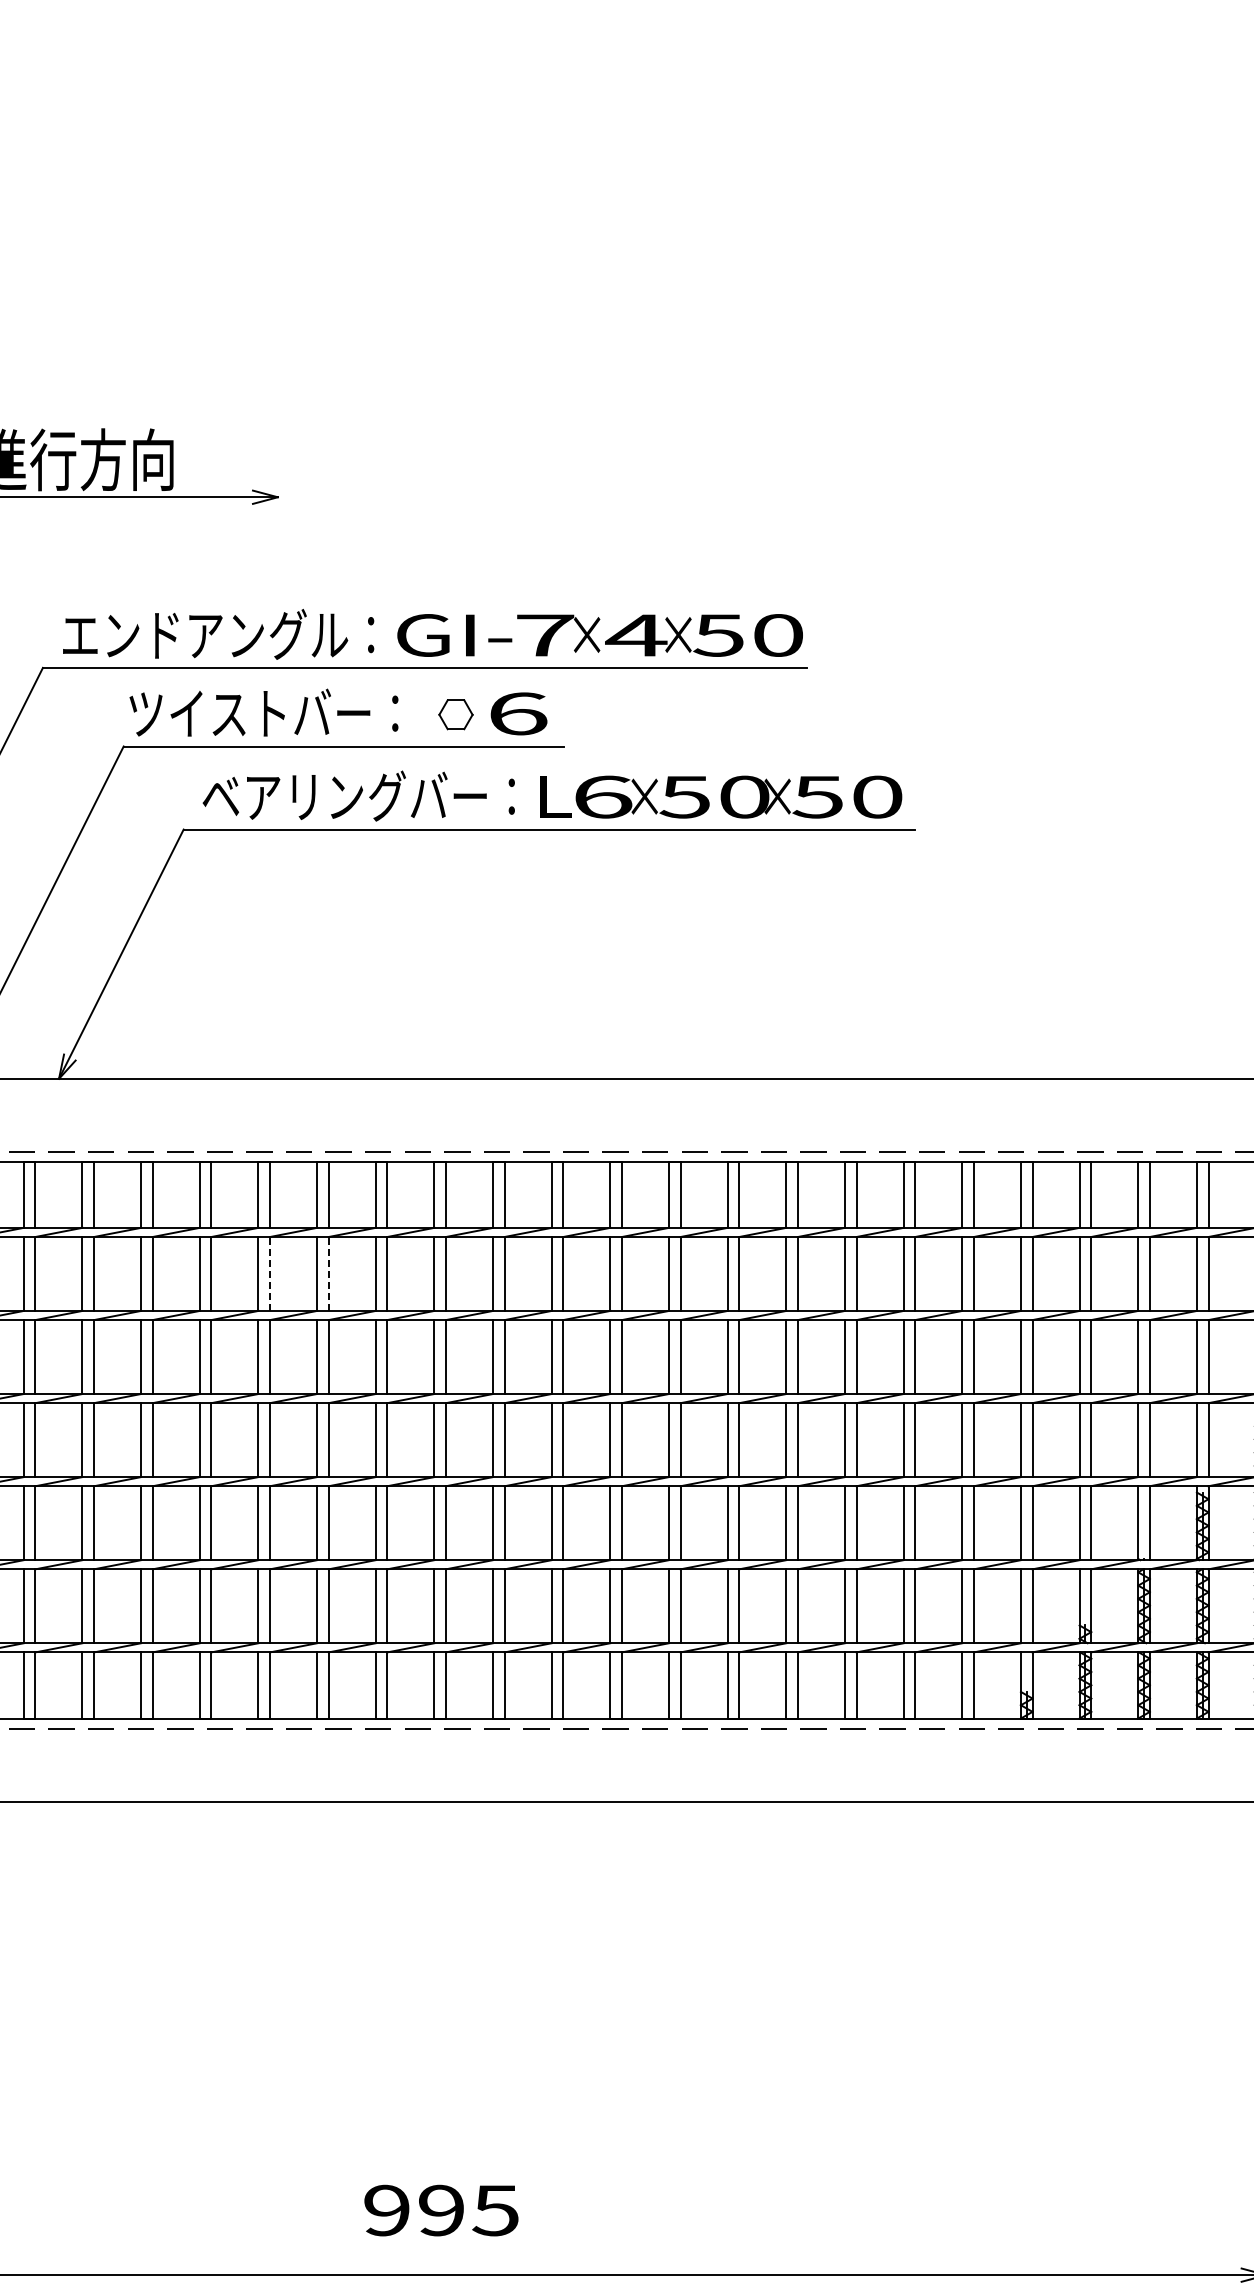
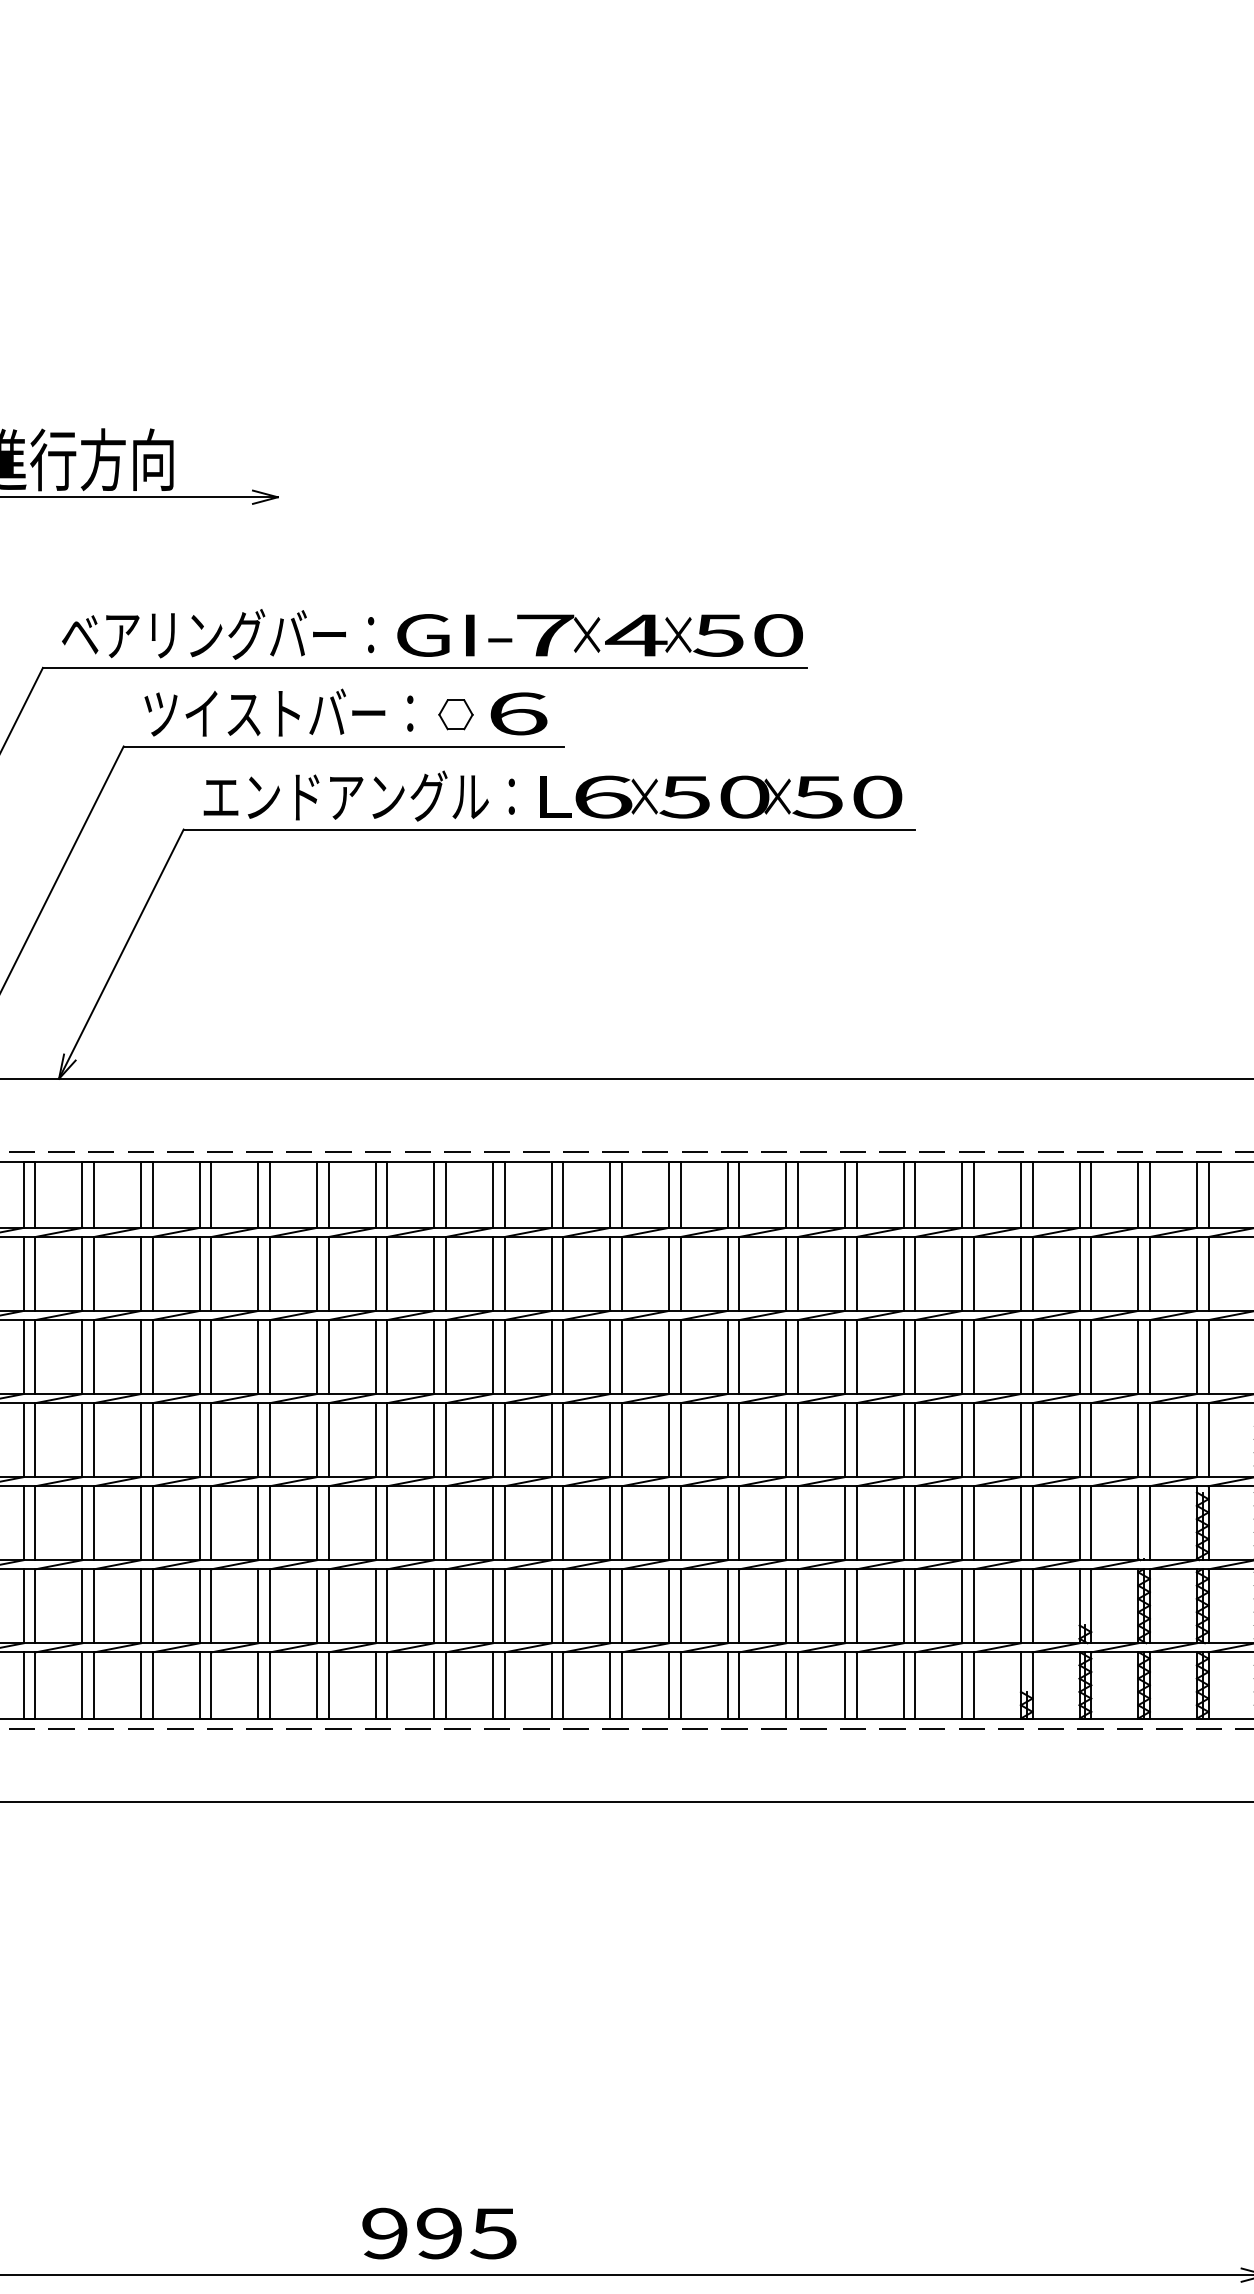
text: エンドアングル： -> ベアリングバー： (205, 633)
text position: (263, 712) -> (278, 712) (278, 712)
text: ベアリングバー： -> エンドアングル： (345, 795)
line: dashed -> solid (270, 1273)
line: dashed -> solid (328, 1273)
text position: (441, 2210) -> (439, 2233) (439, 2233)
